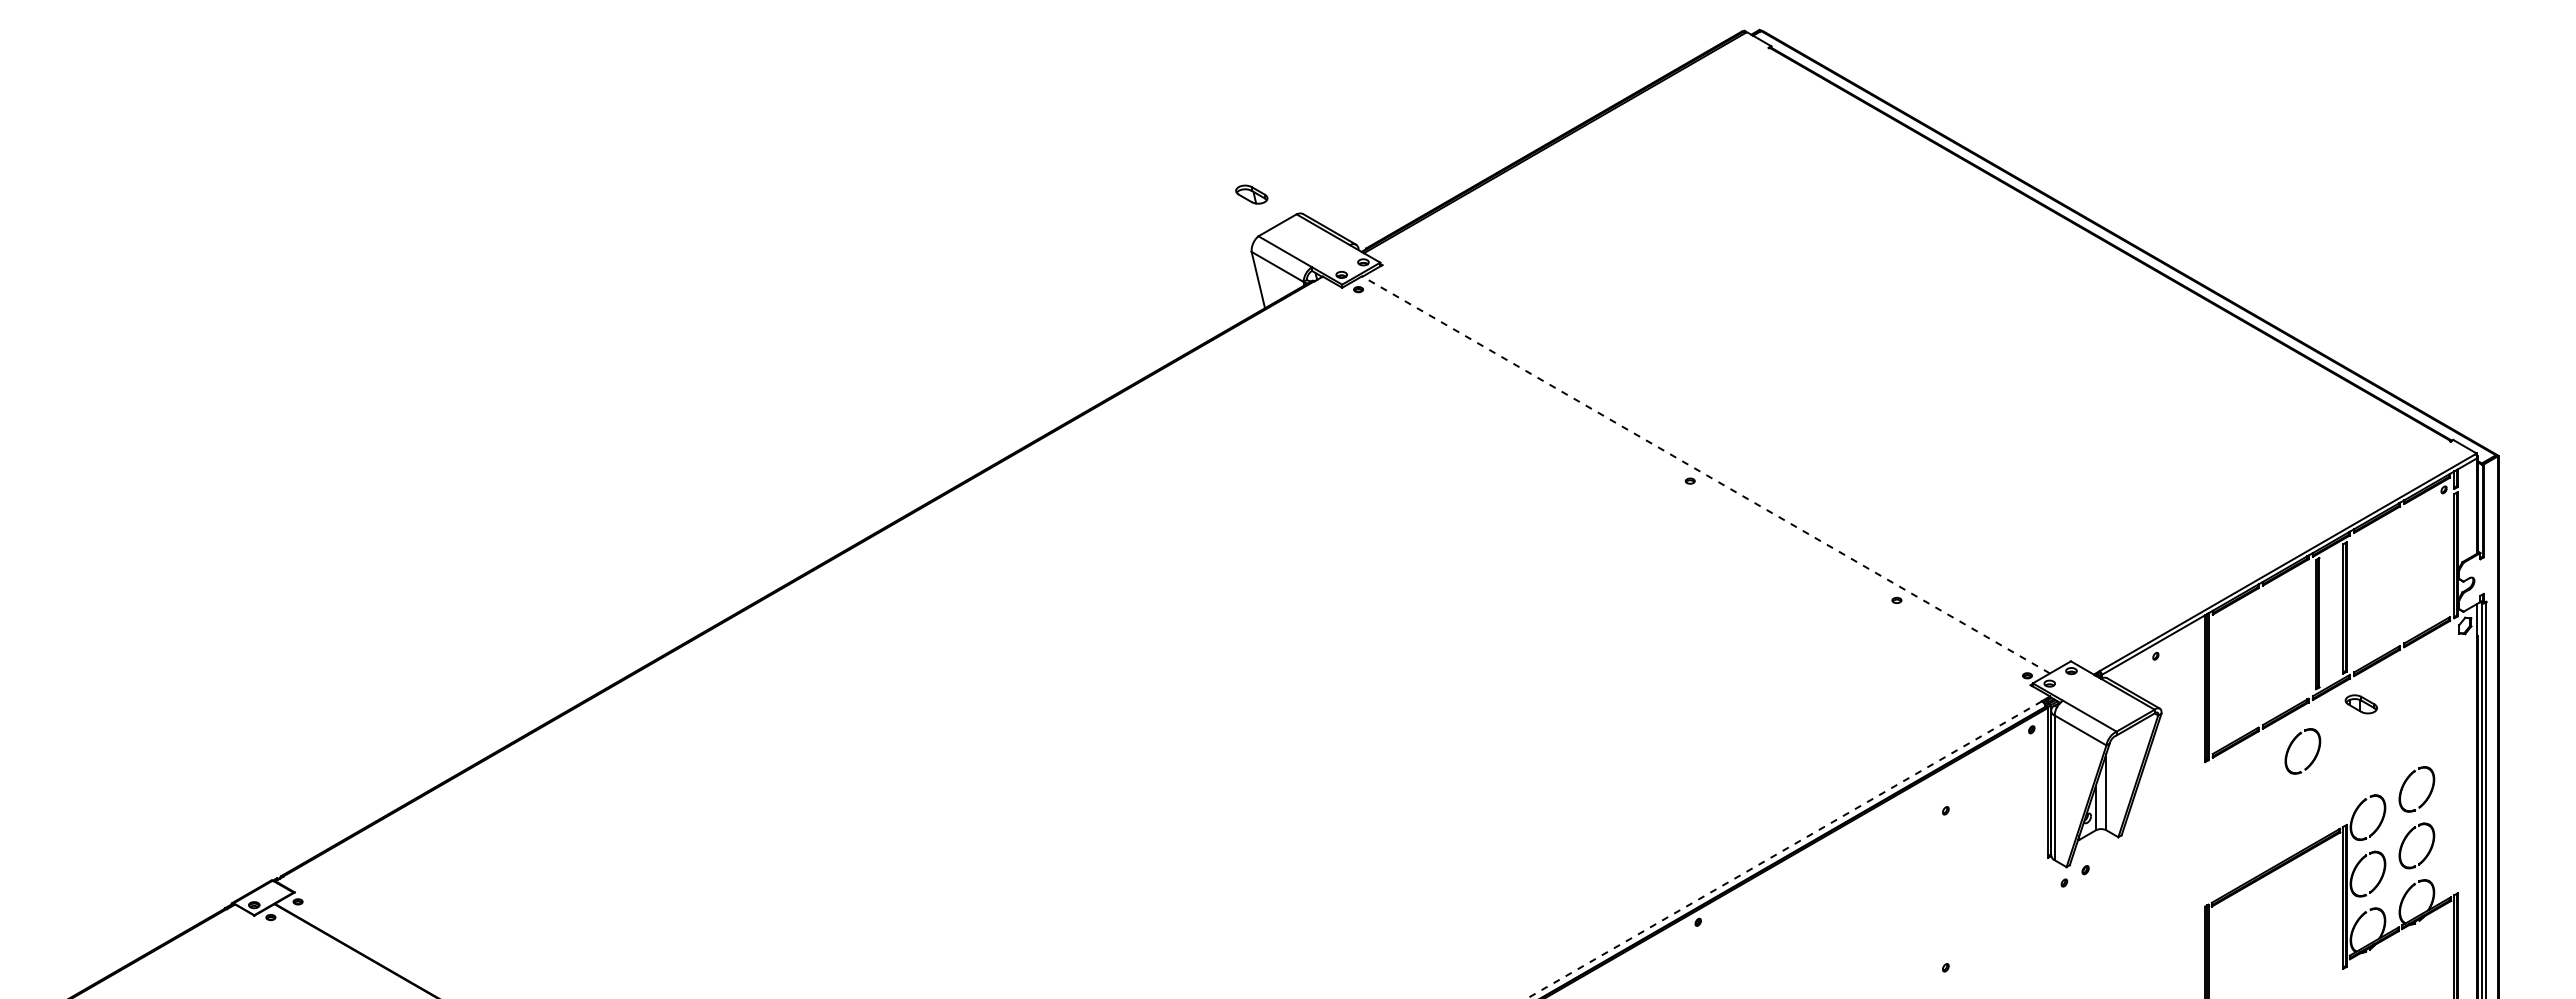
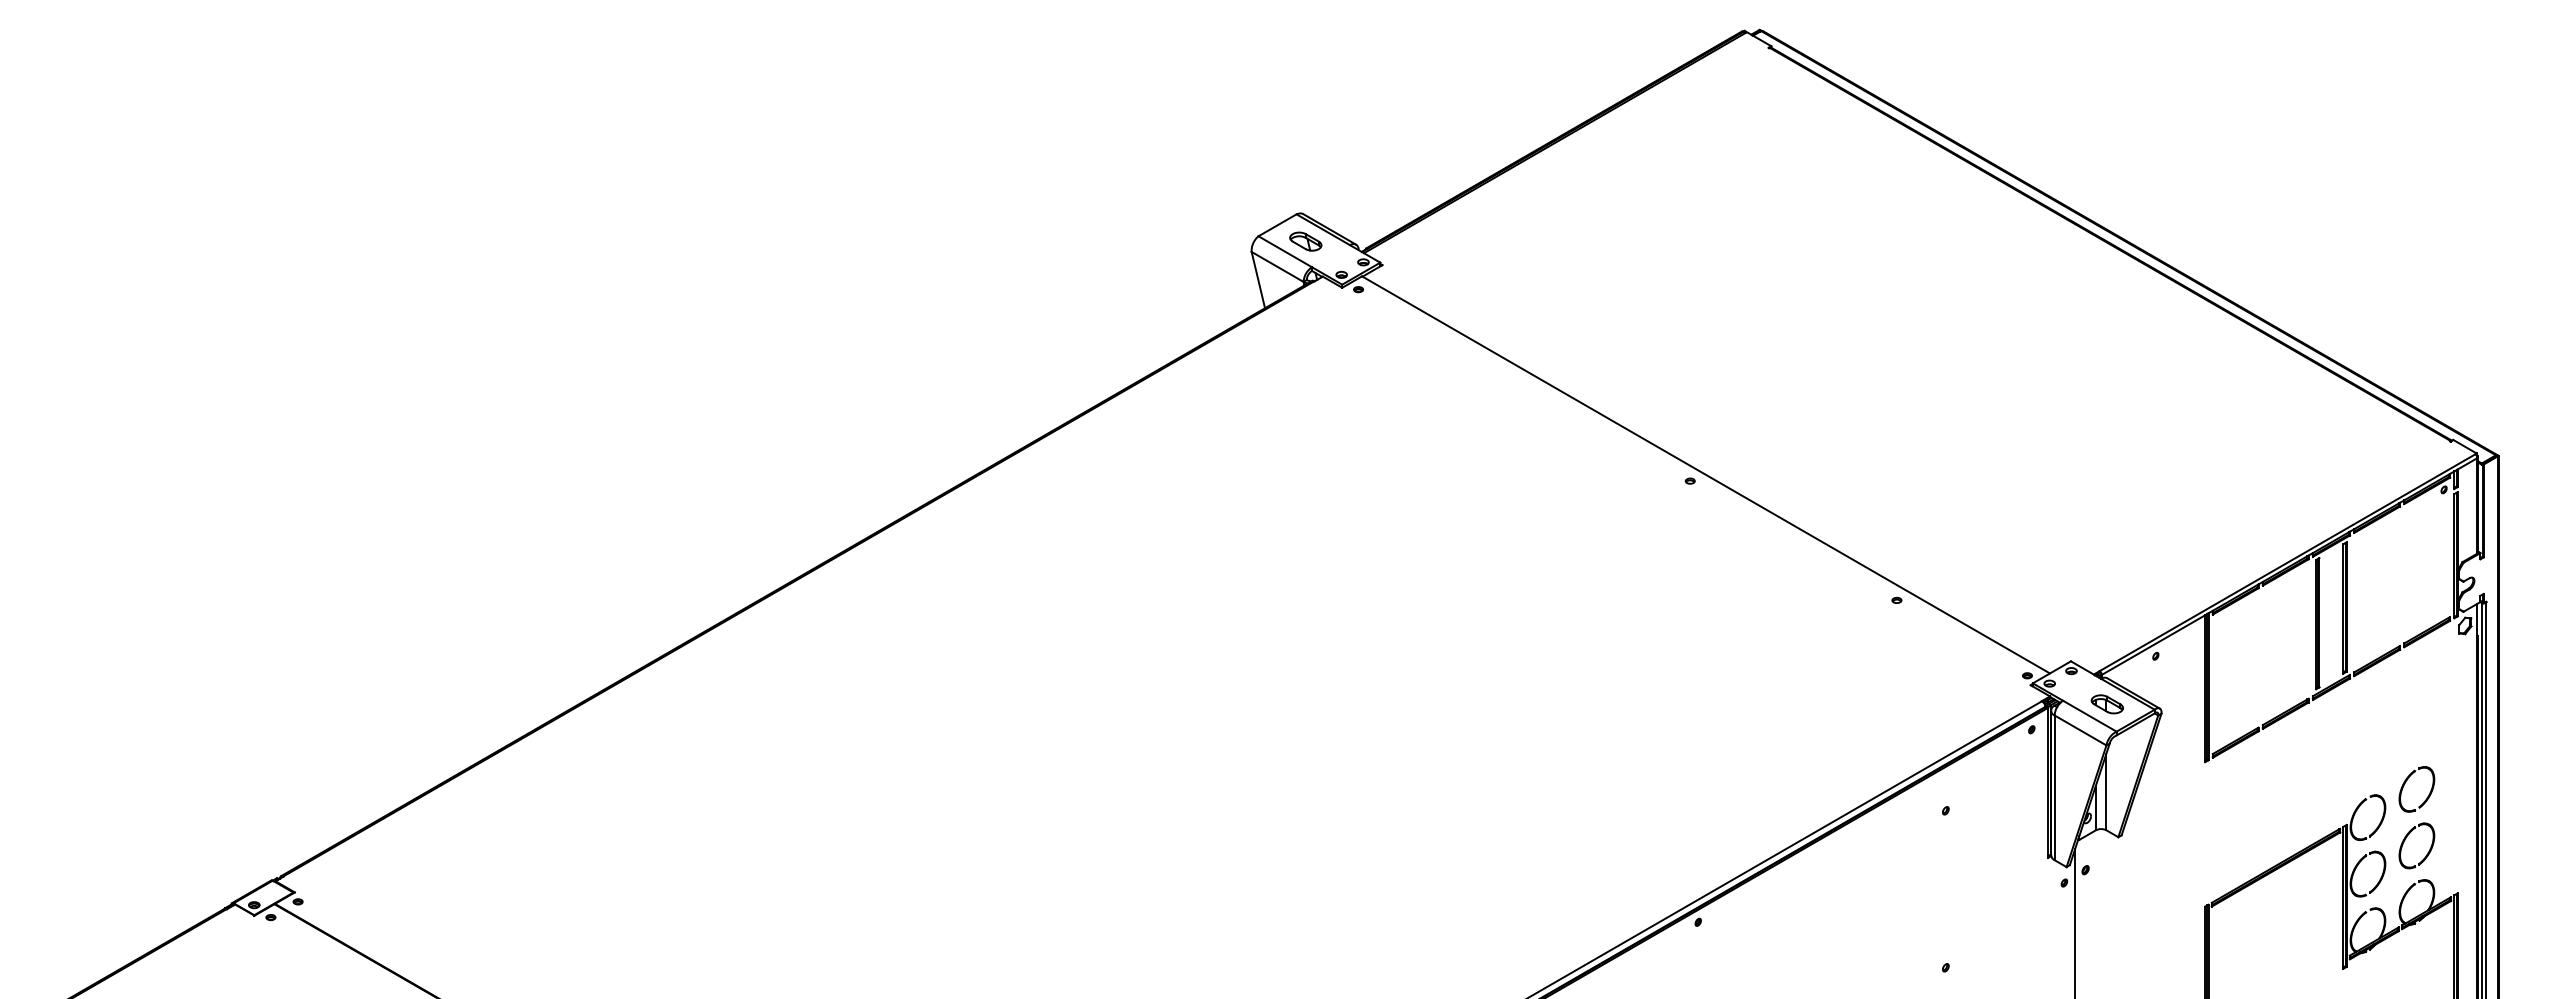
part position: (1251, 194) -> (1305, 241) (1305, 241)
line: dashed -> solid (1705, 474)
part position: (2360, 704) -> (2106, 704) (2106, 704)
part: present -> none (2292, 744)
line: dashed -> solid (1784, 849)
line: none -> present (2075, 922)
